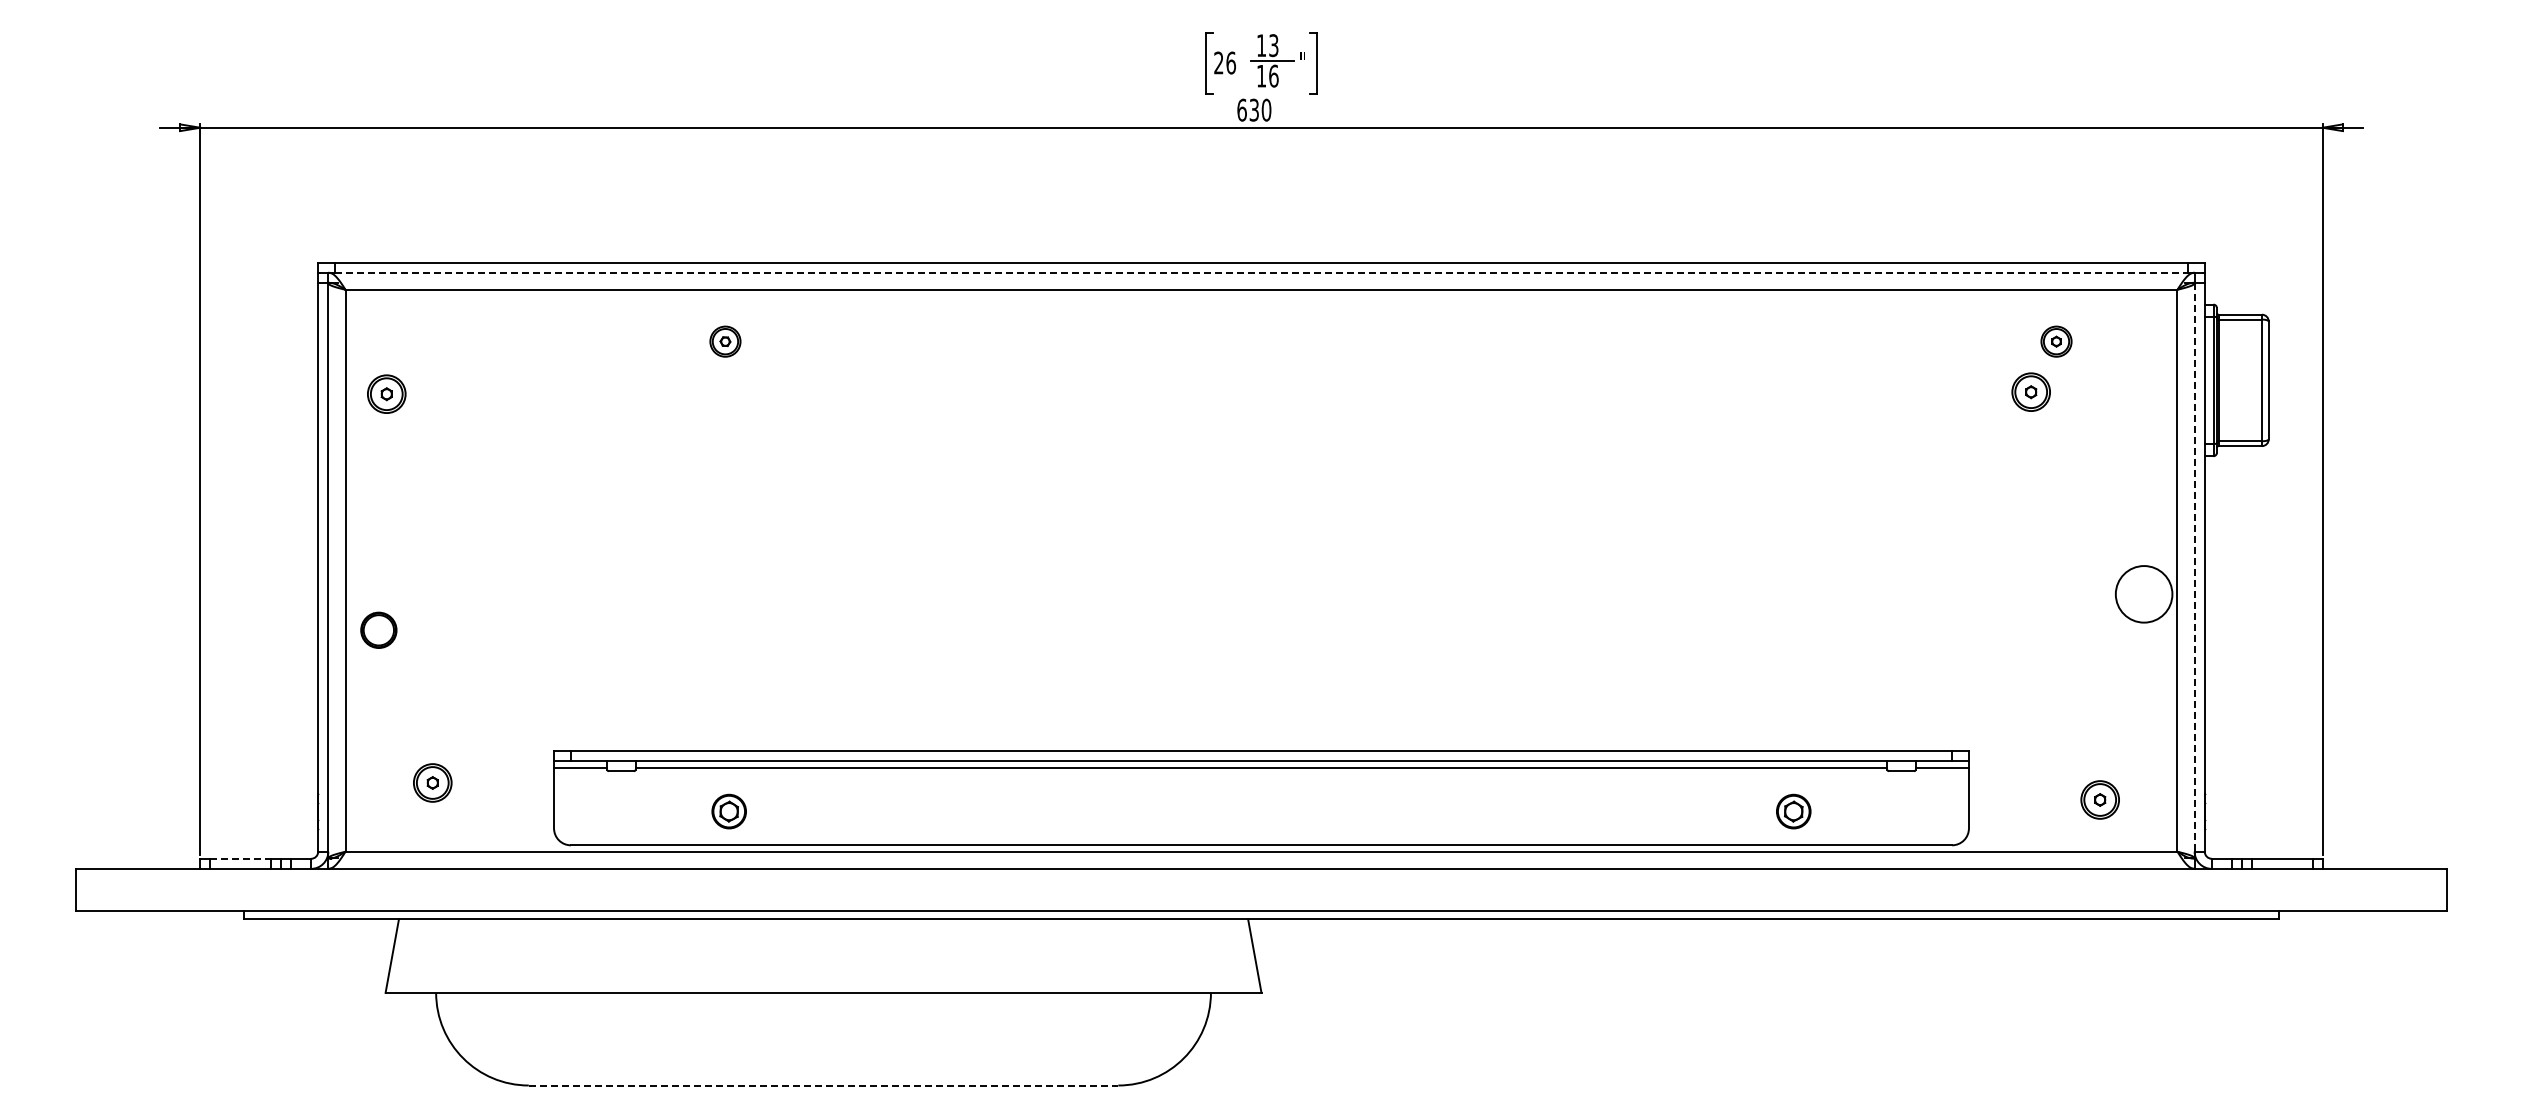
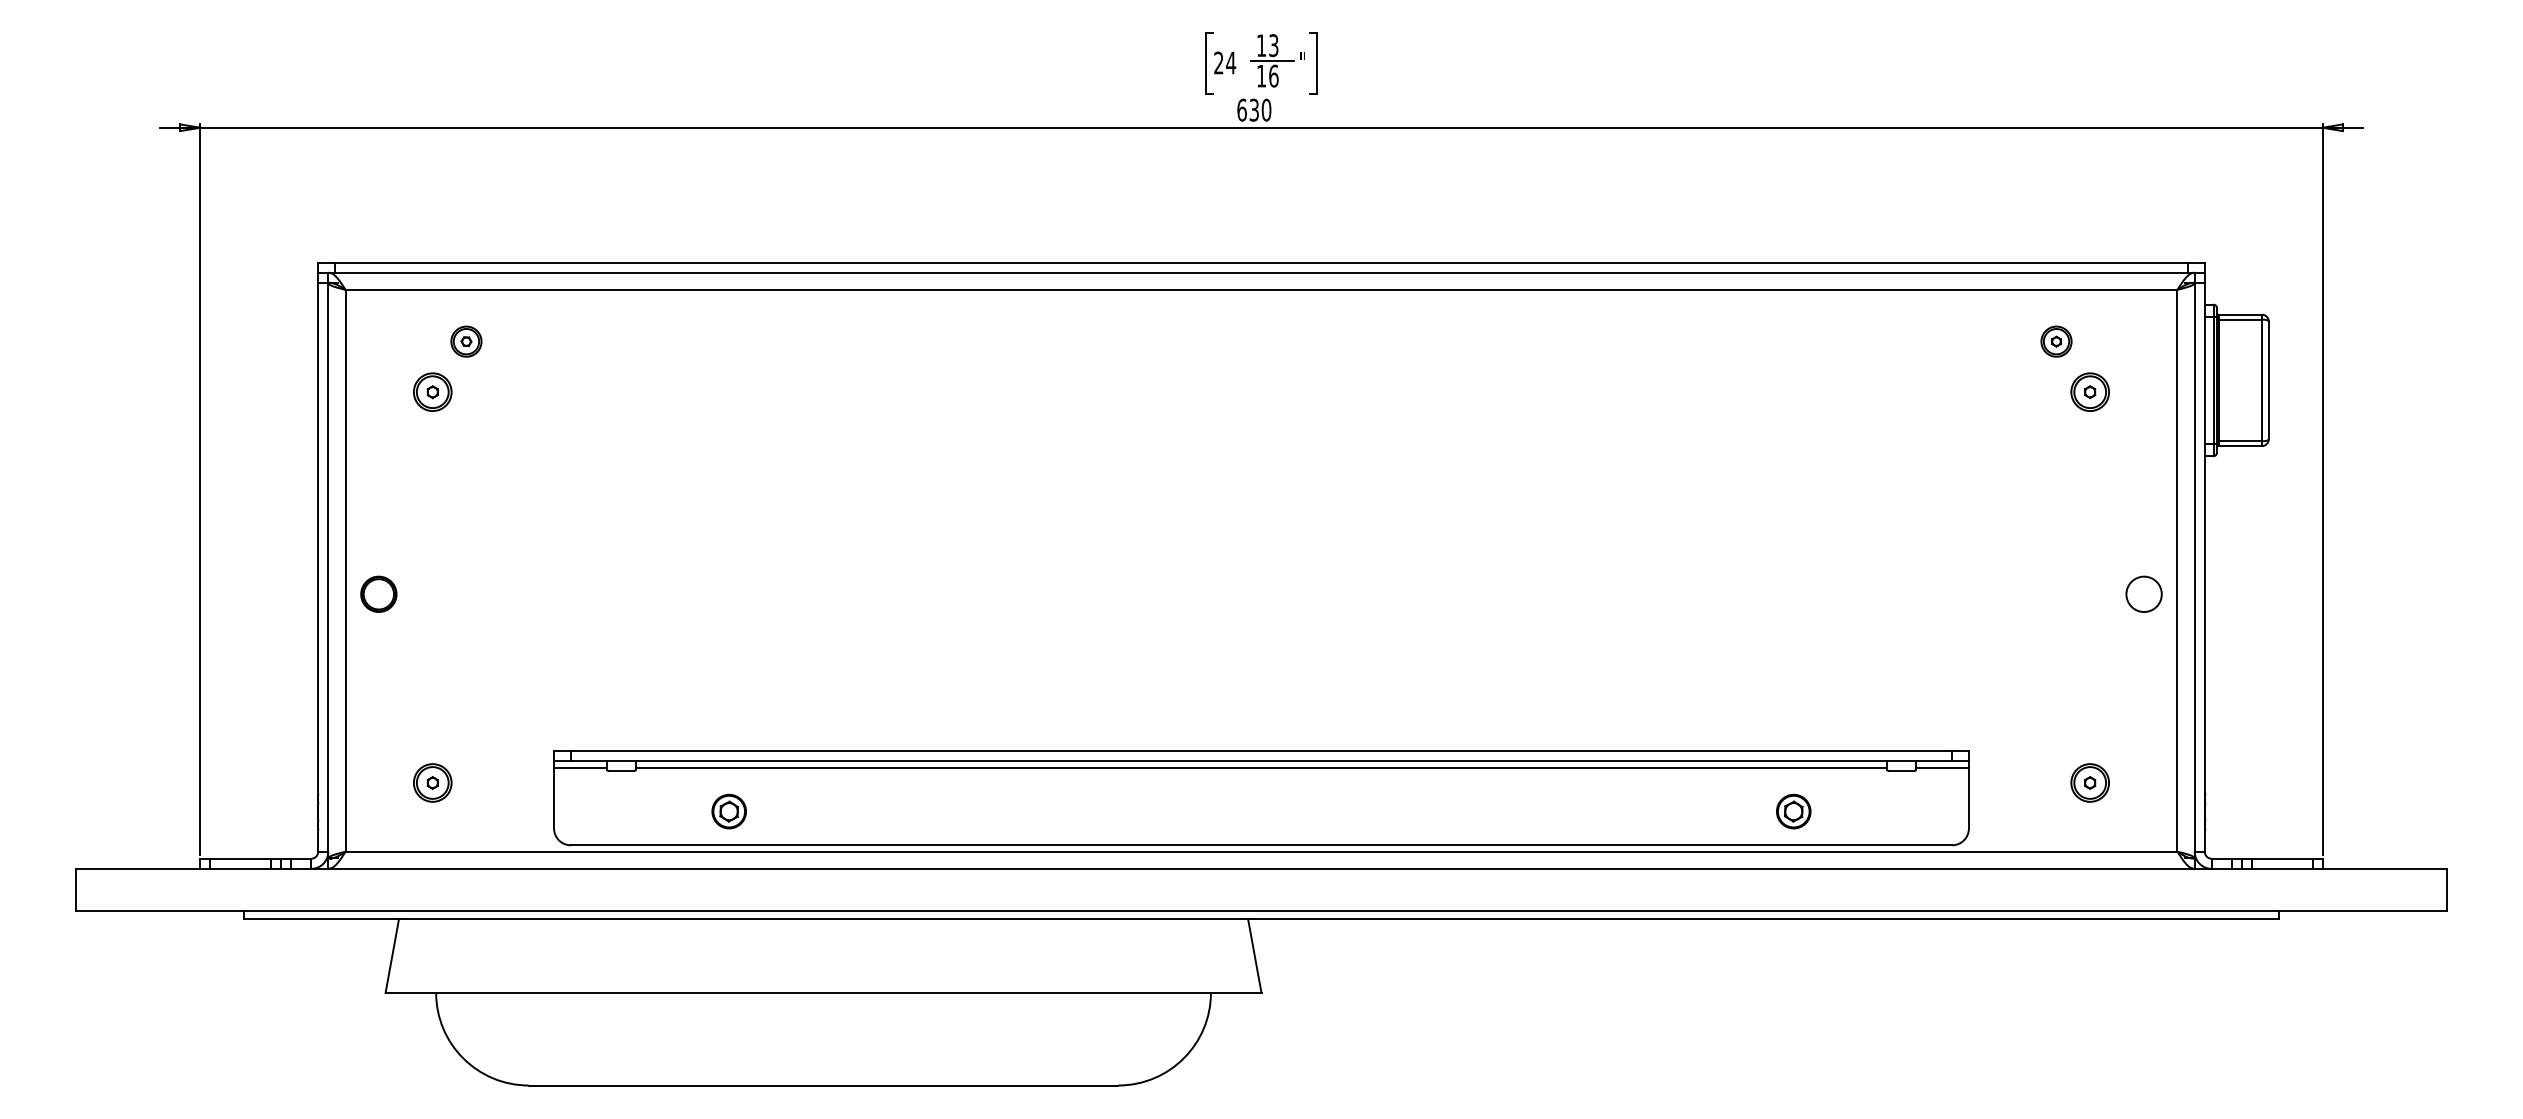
text: 26 -> 24 (1231, 62)
line: dashed -> solid (1261, 272)
part position: (725, 341) -> (466, 341) (466, 341)
part position: (2030, 391) -> (2089, 391) (2089, 391)
part position: (386, 393) -> (432, 391) (432, 391)
line: dashed -> solid (2194, 567)
circle diameter: 57 px -> 35 px (2143, 594)
part position: (378, 629) -> (378, 593) (378, 593)
part position: (2099, 799) -> (2089, 782) (2089, 782)
line: dashed -> solid (241, 858)
line: dashed -> solid (823, 1085)
